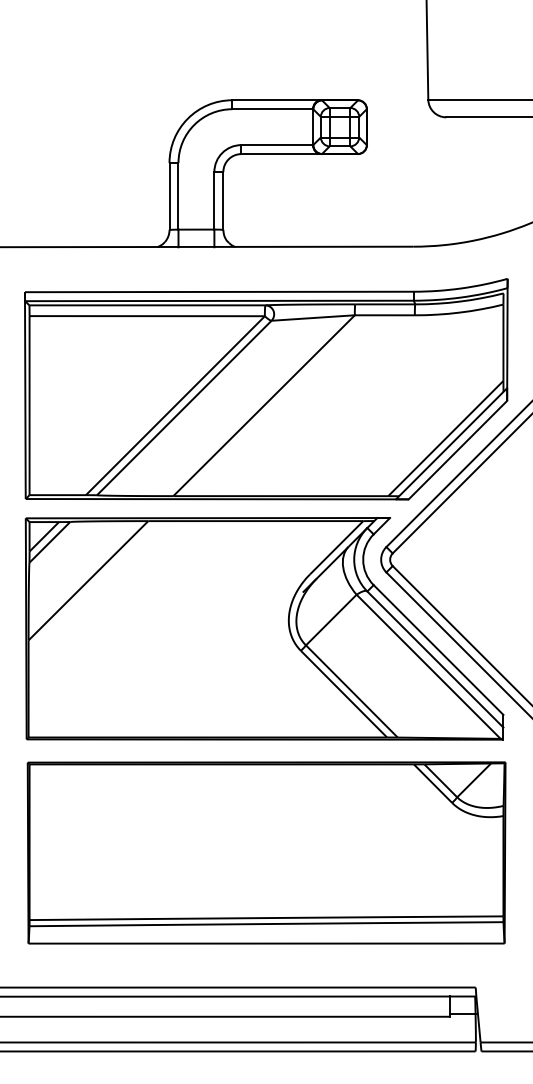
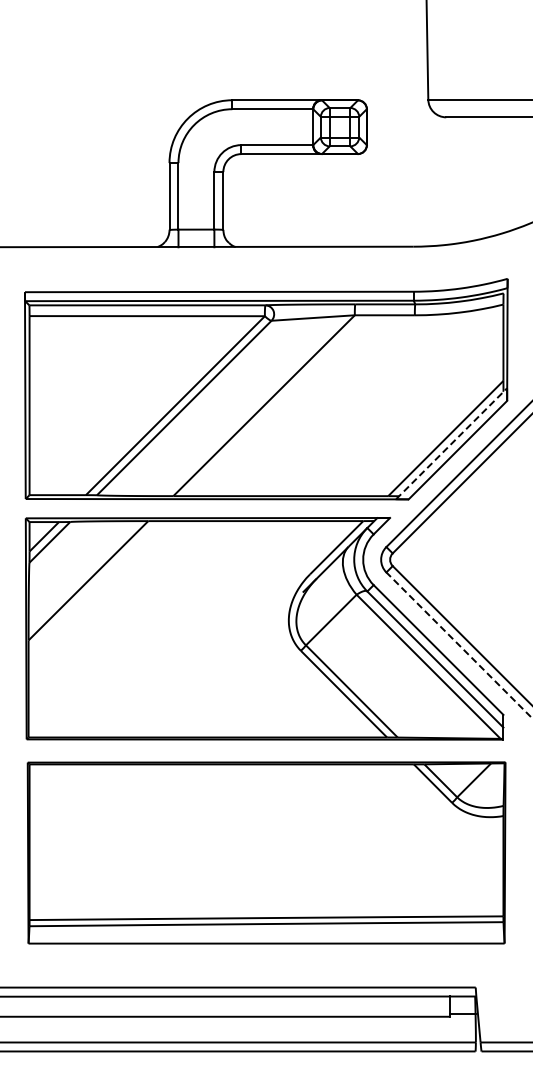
line: solid -> dashed (451, 443)
line: solid -> dashed (459, 645)
